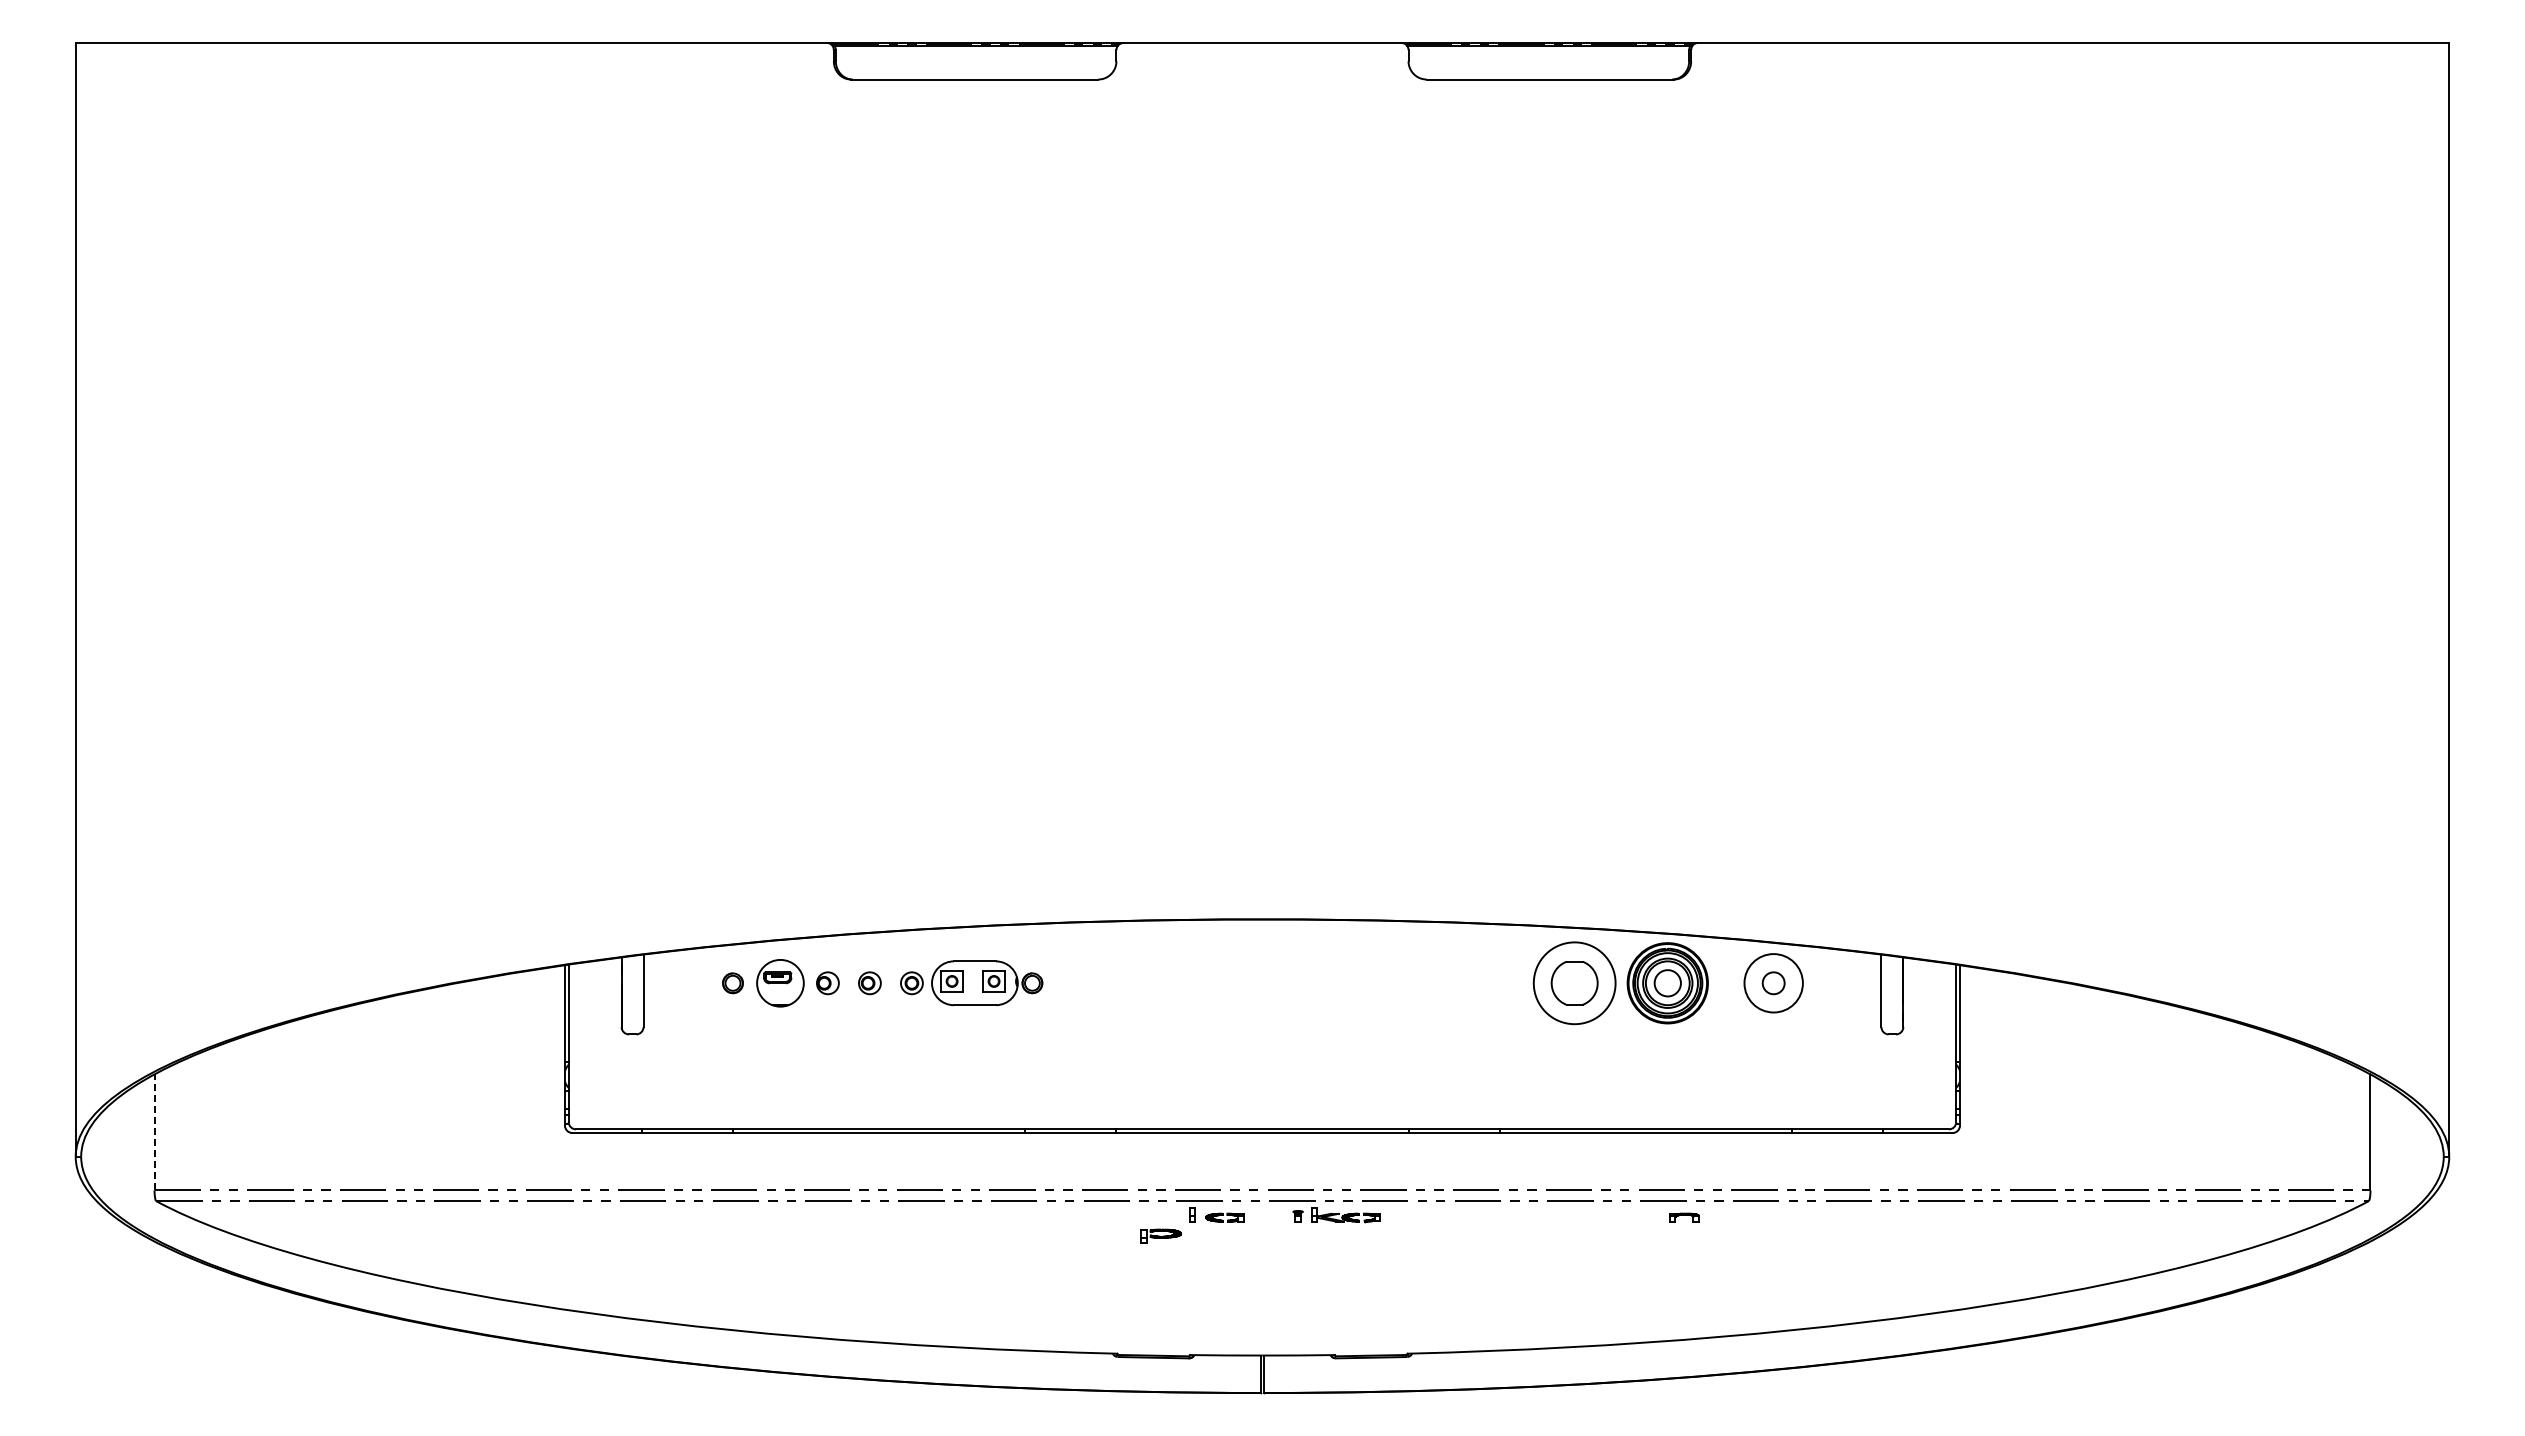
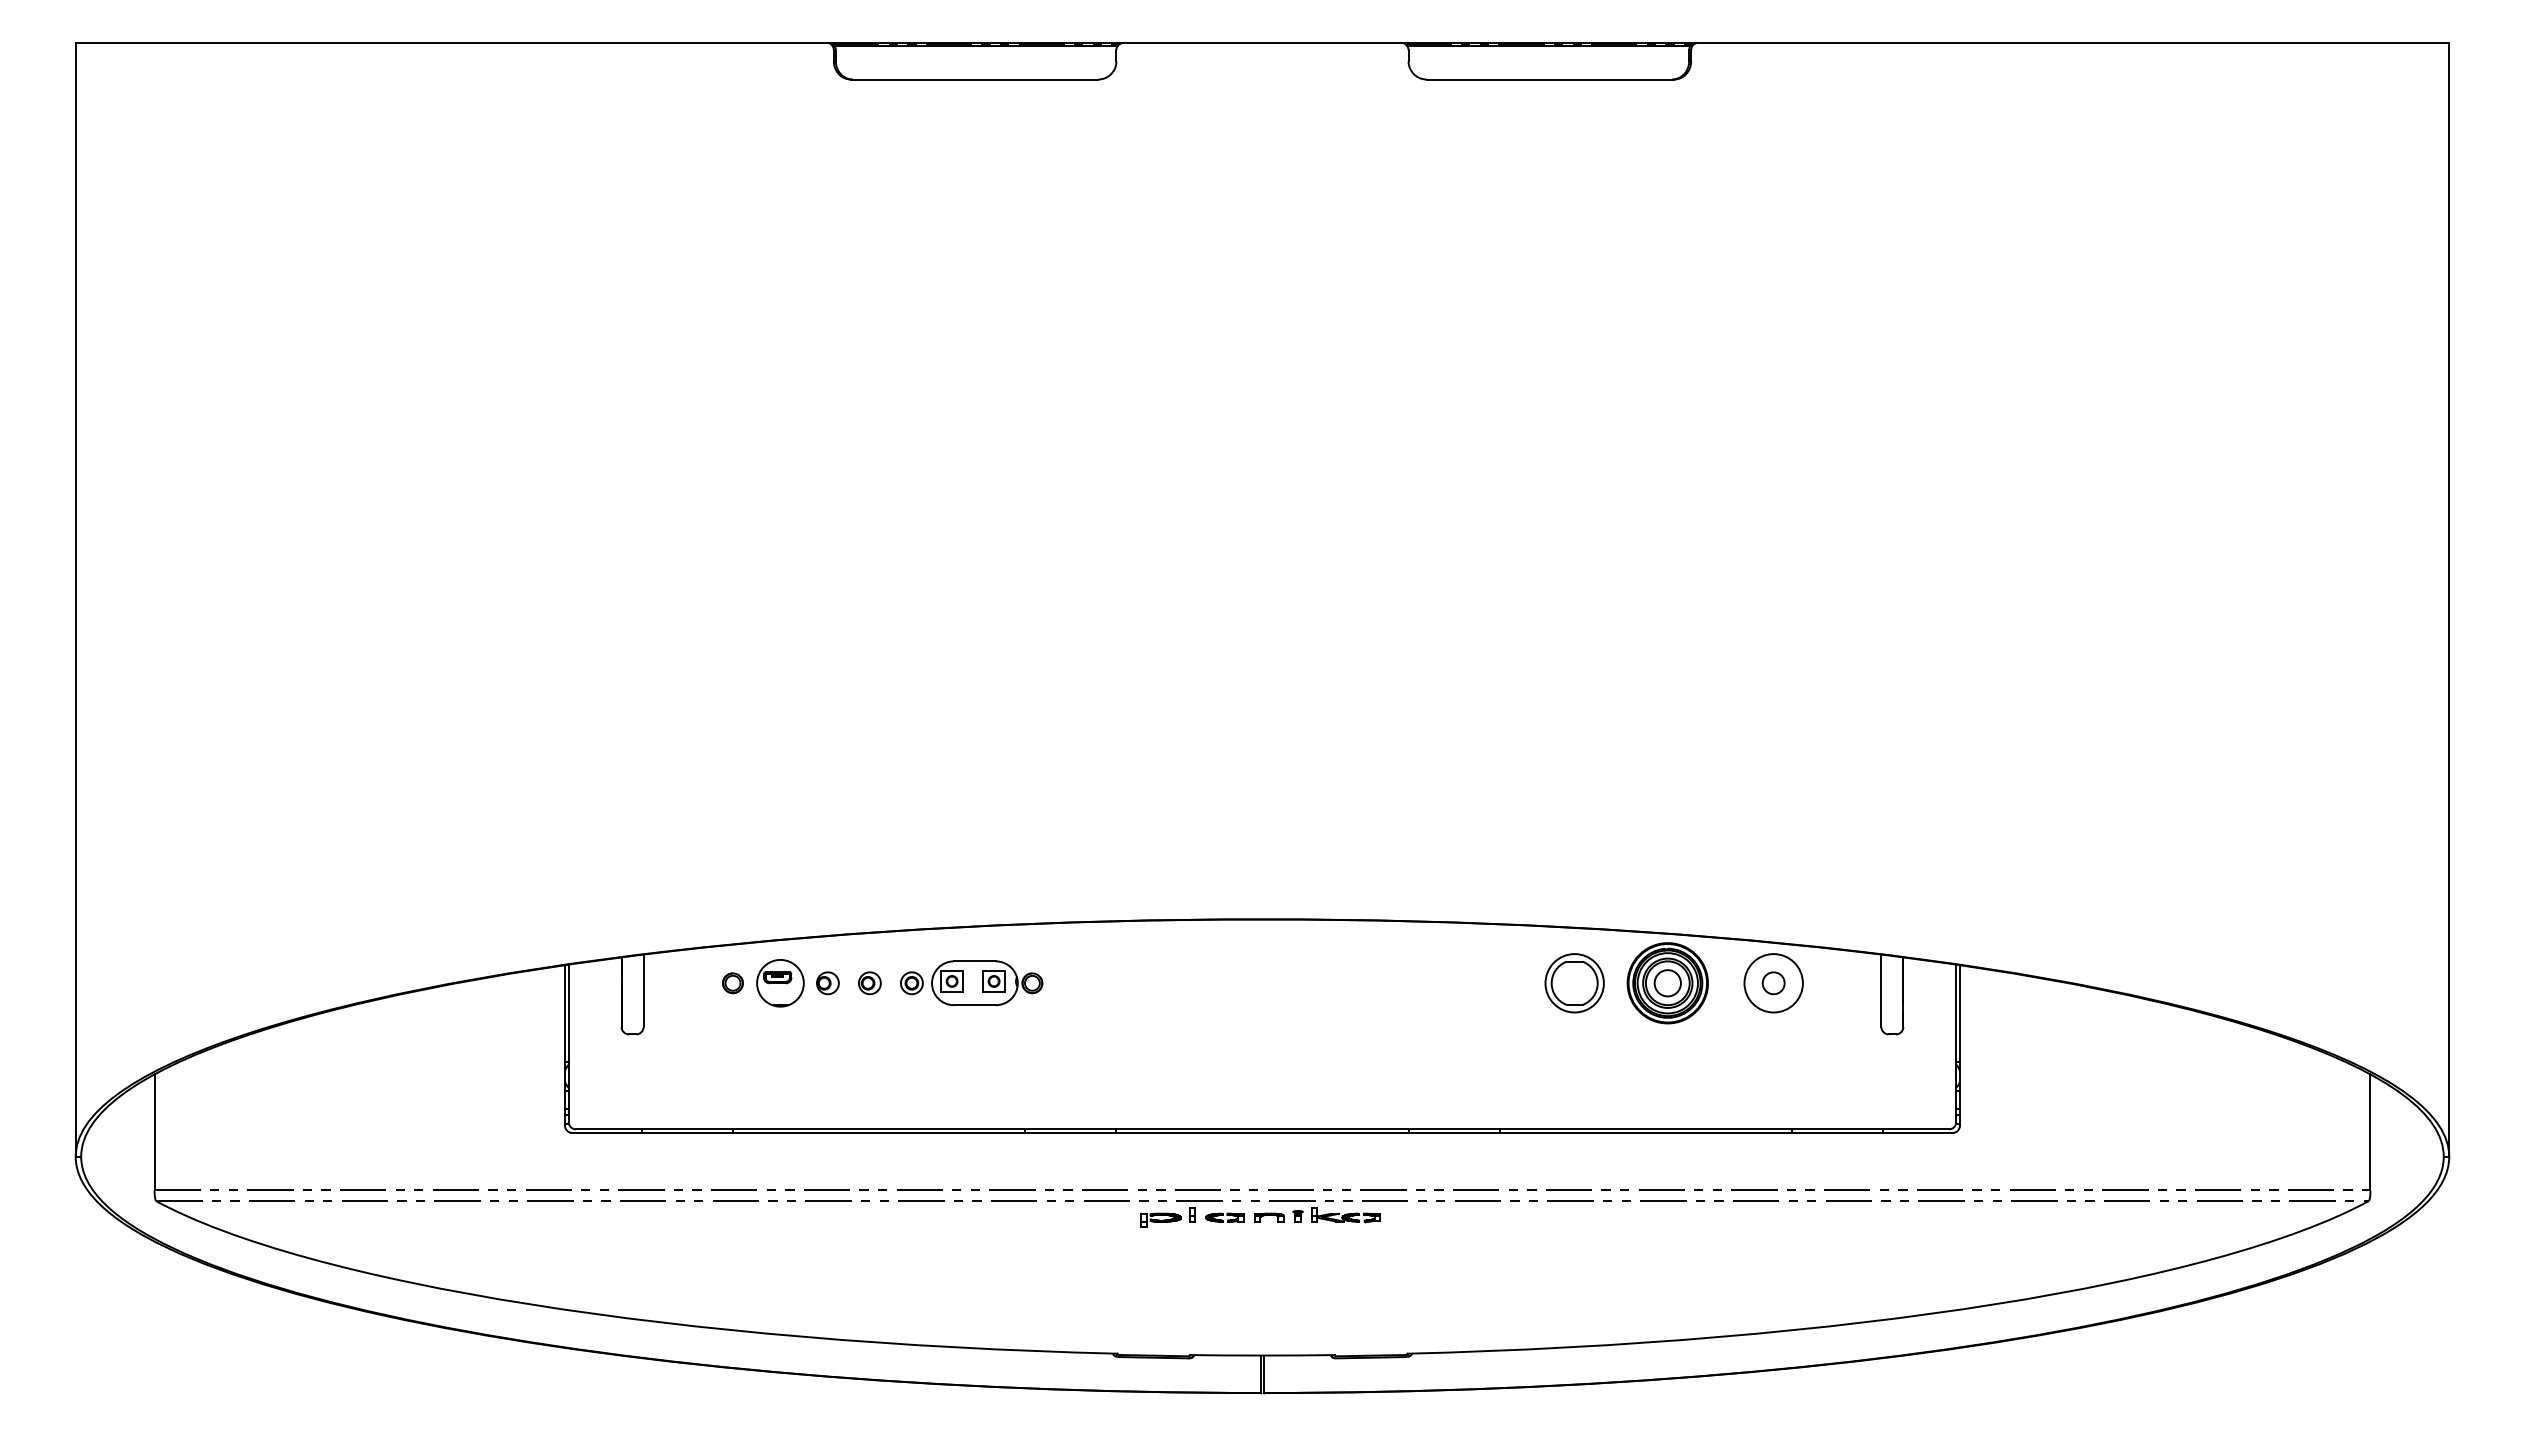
circle diameter: 82 px -> 58 px (1574, 983)
line: dashed -> solid (154, 1132)
part position: (1684, 1217) -> (1269, 1217) (1269, 1217)
part position: (1160, 1235) -> (1160, 1219) (1160, 1219)
